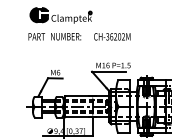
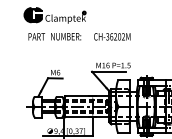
part position: (60, 15) -> (54, 15) (54, 15)
